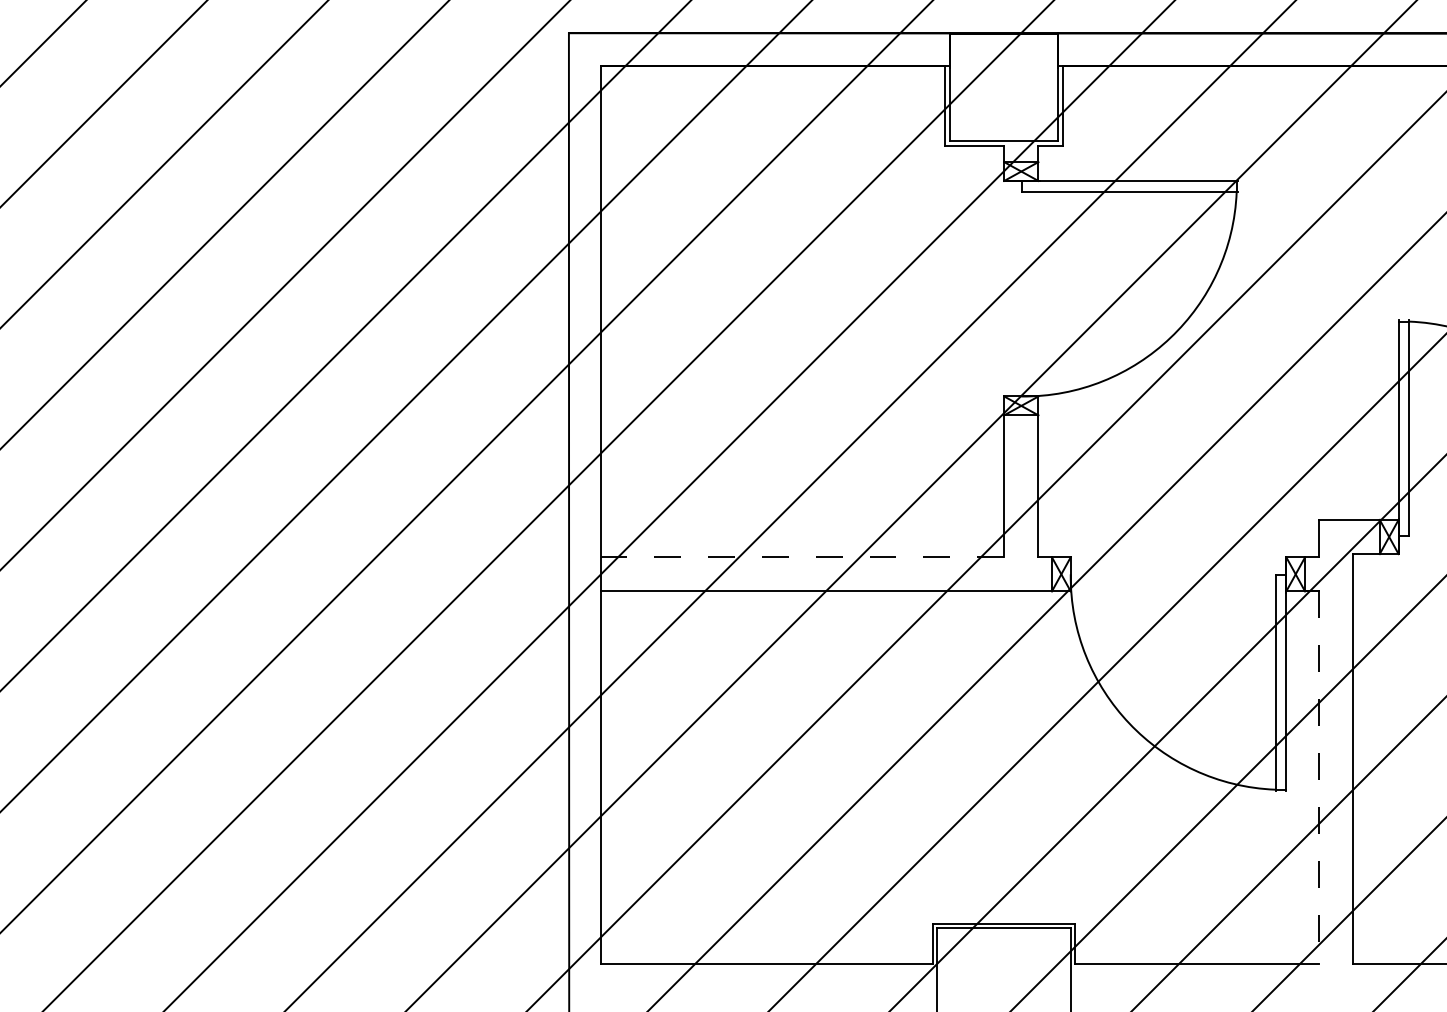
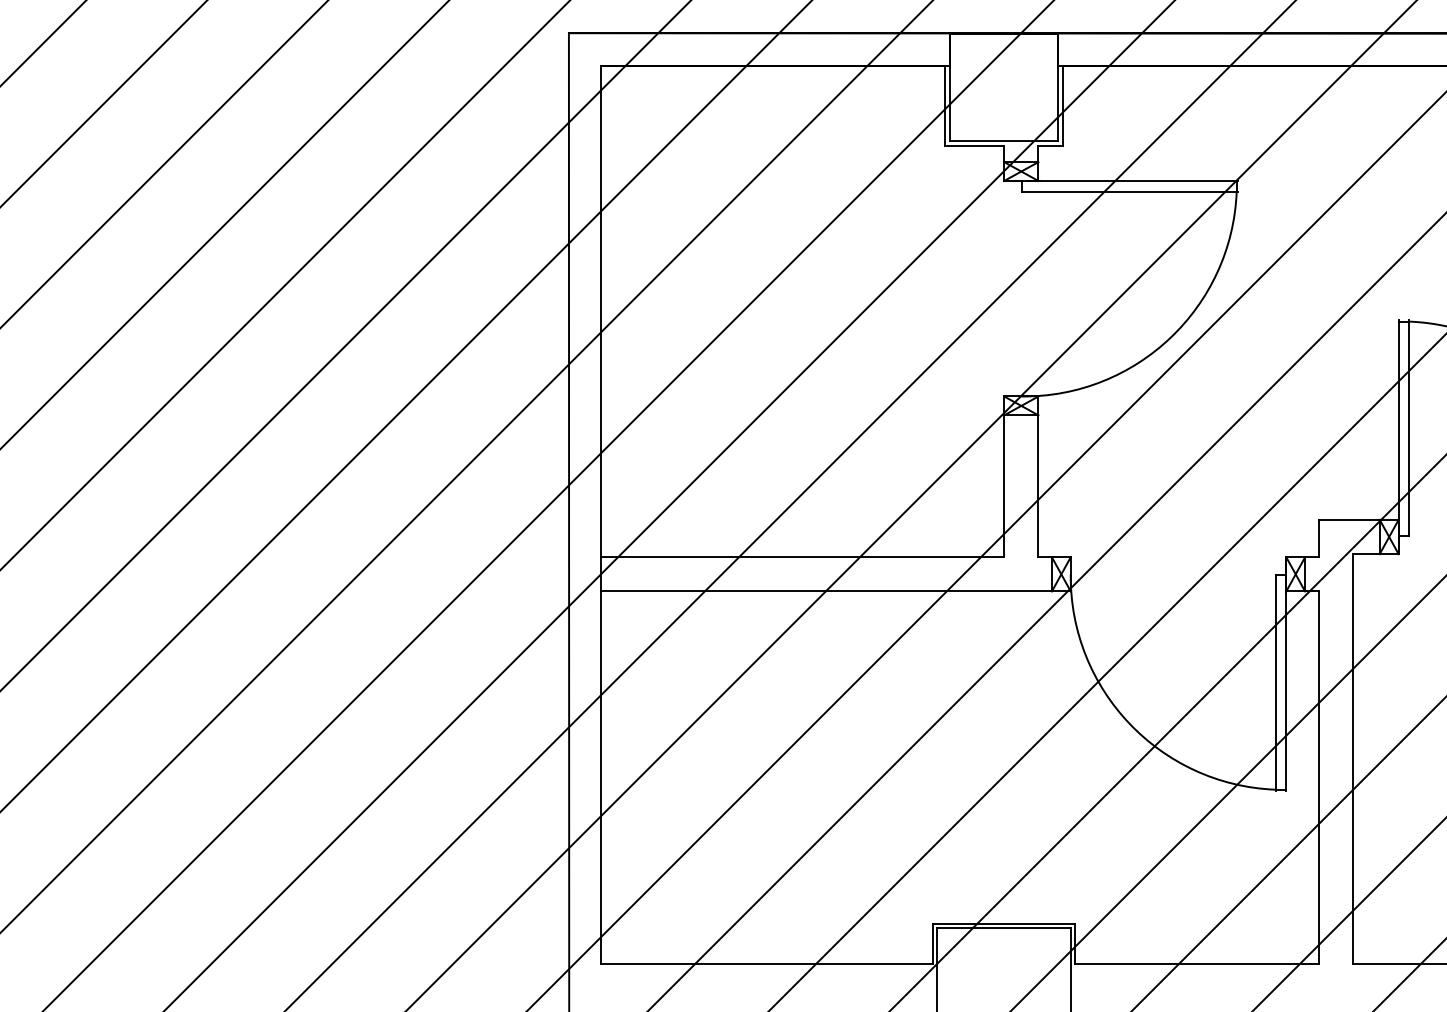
line: dashed -> solid (802, 557)
line: dashed -> solid (1318, 778)
